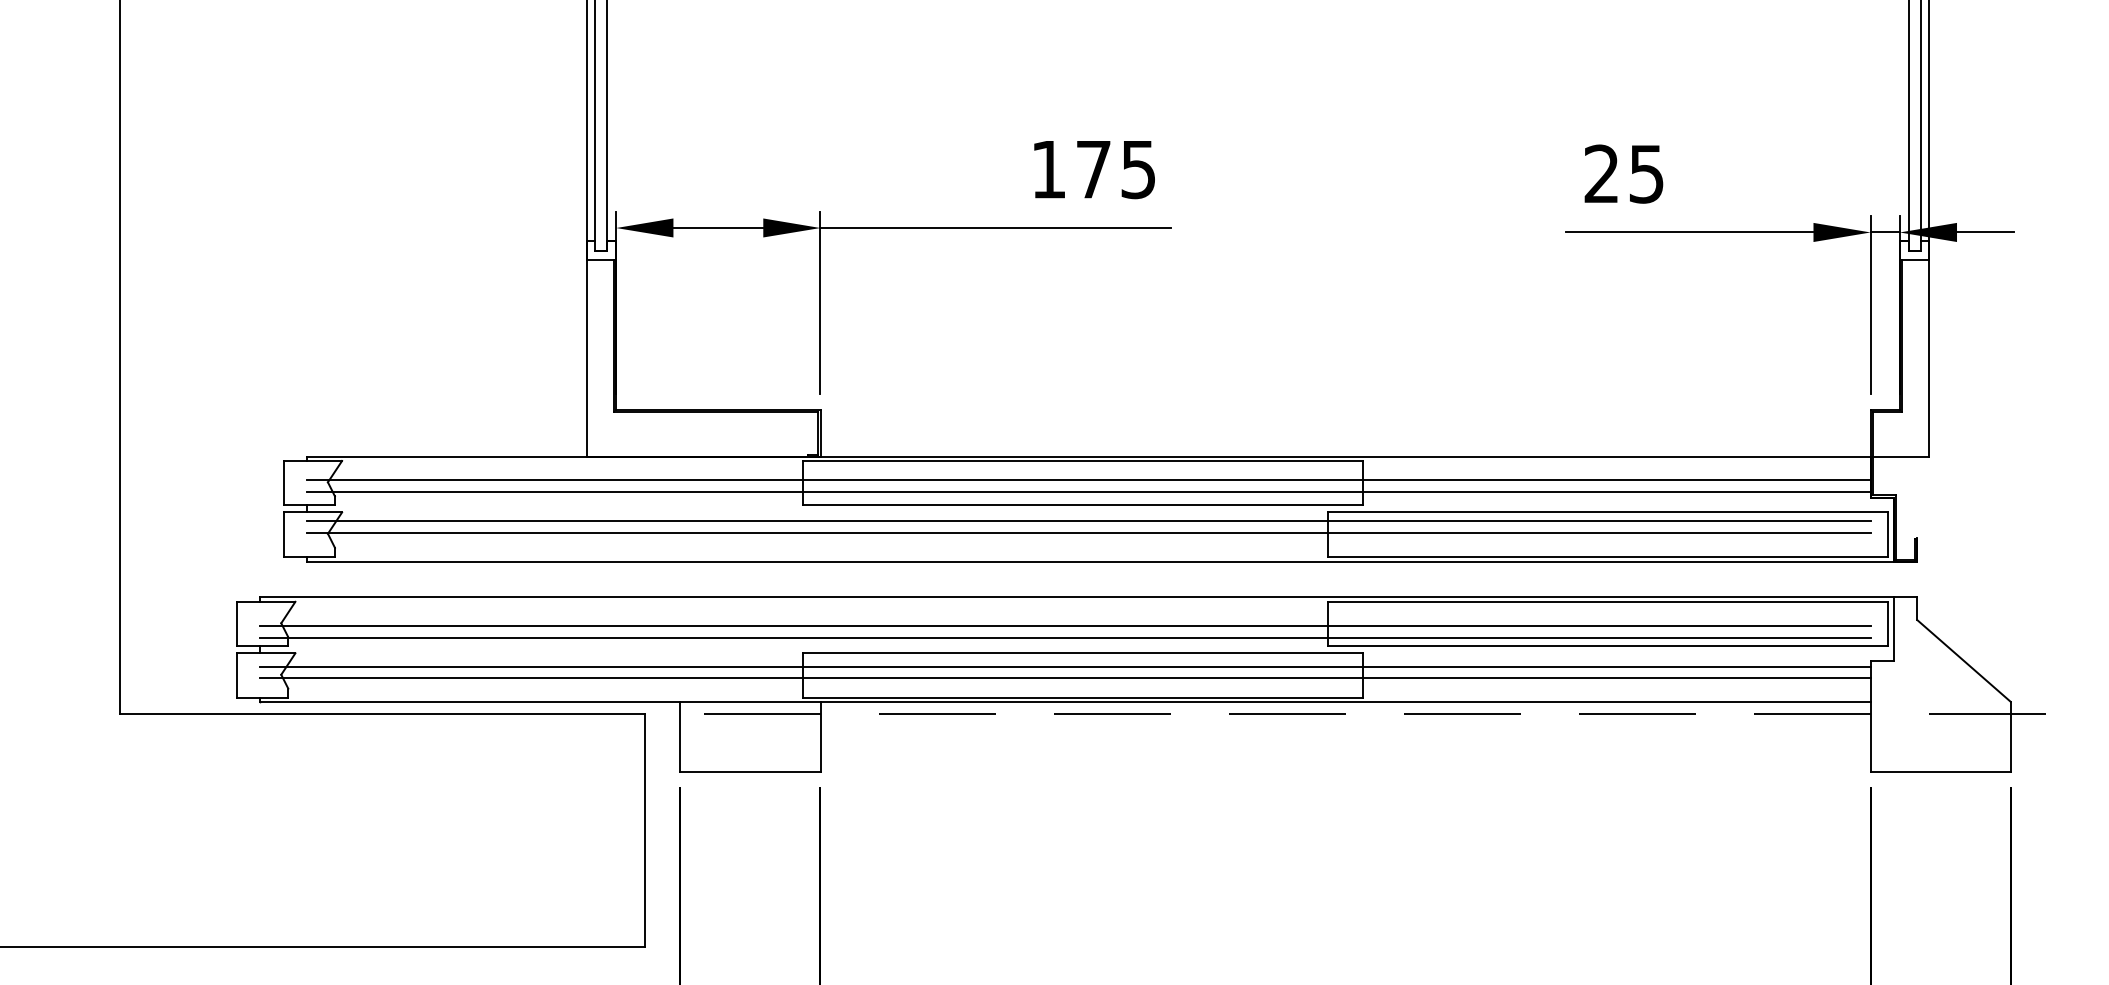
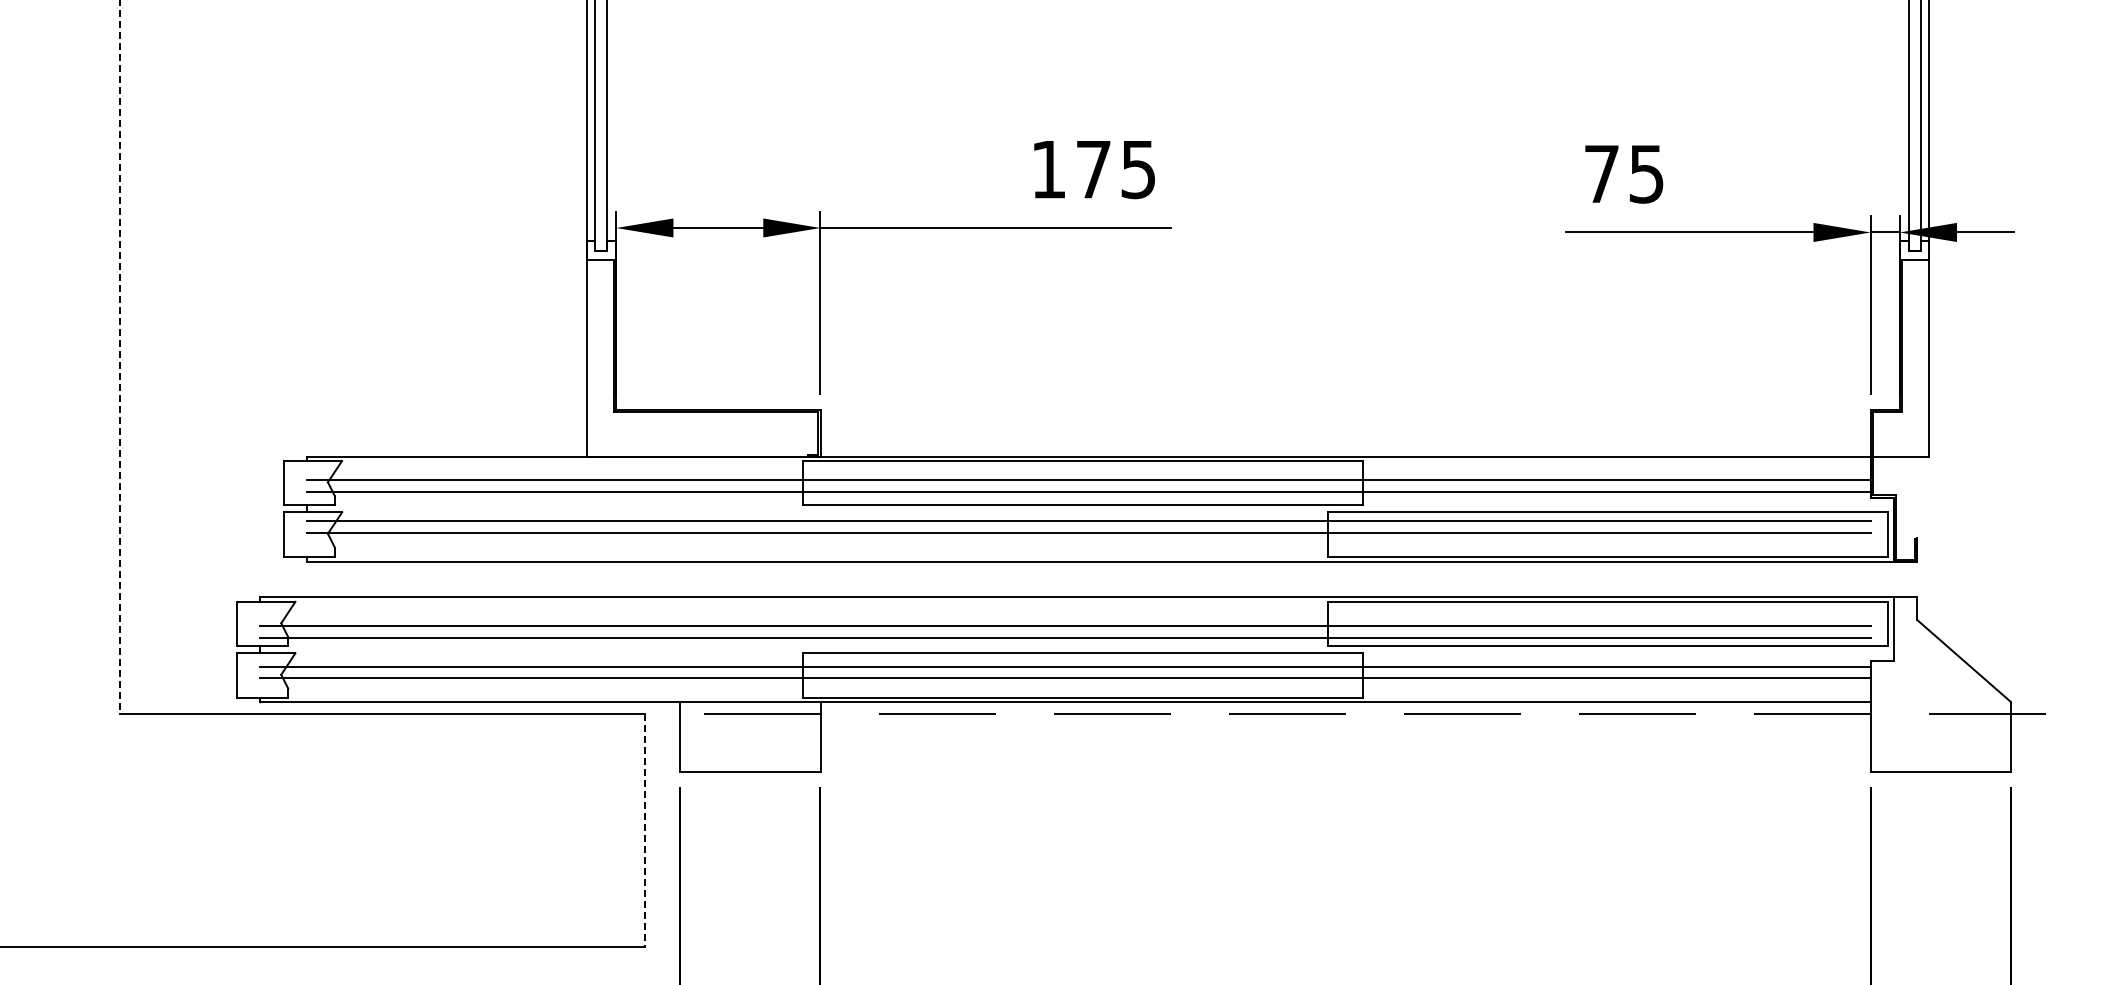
text: 25 -> 75 (1601, 173)
line: solid -> dashed (120, 357)
line: solid -> dashed (645, 830)
